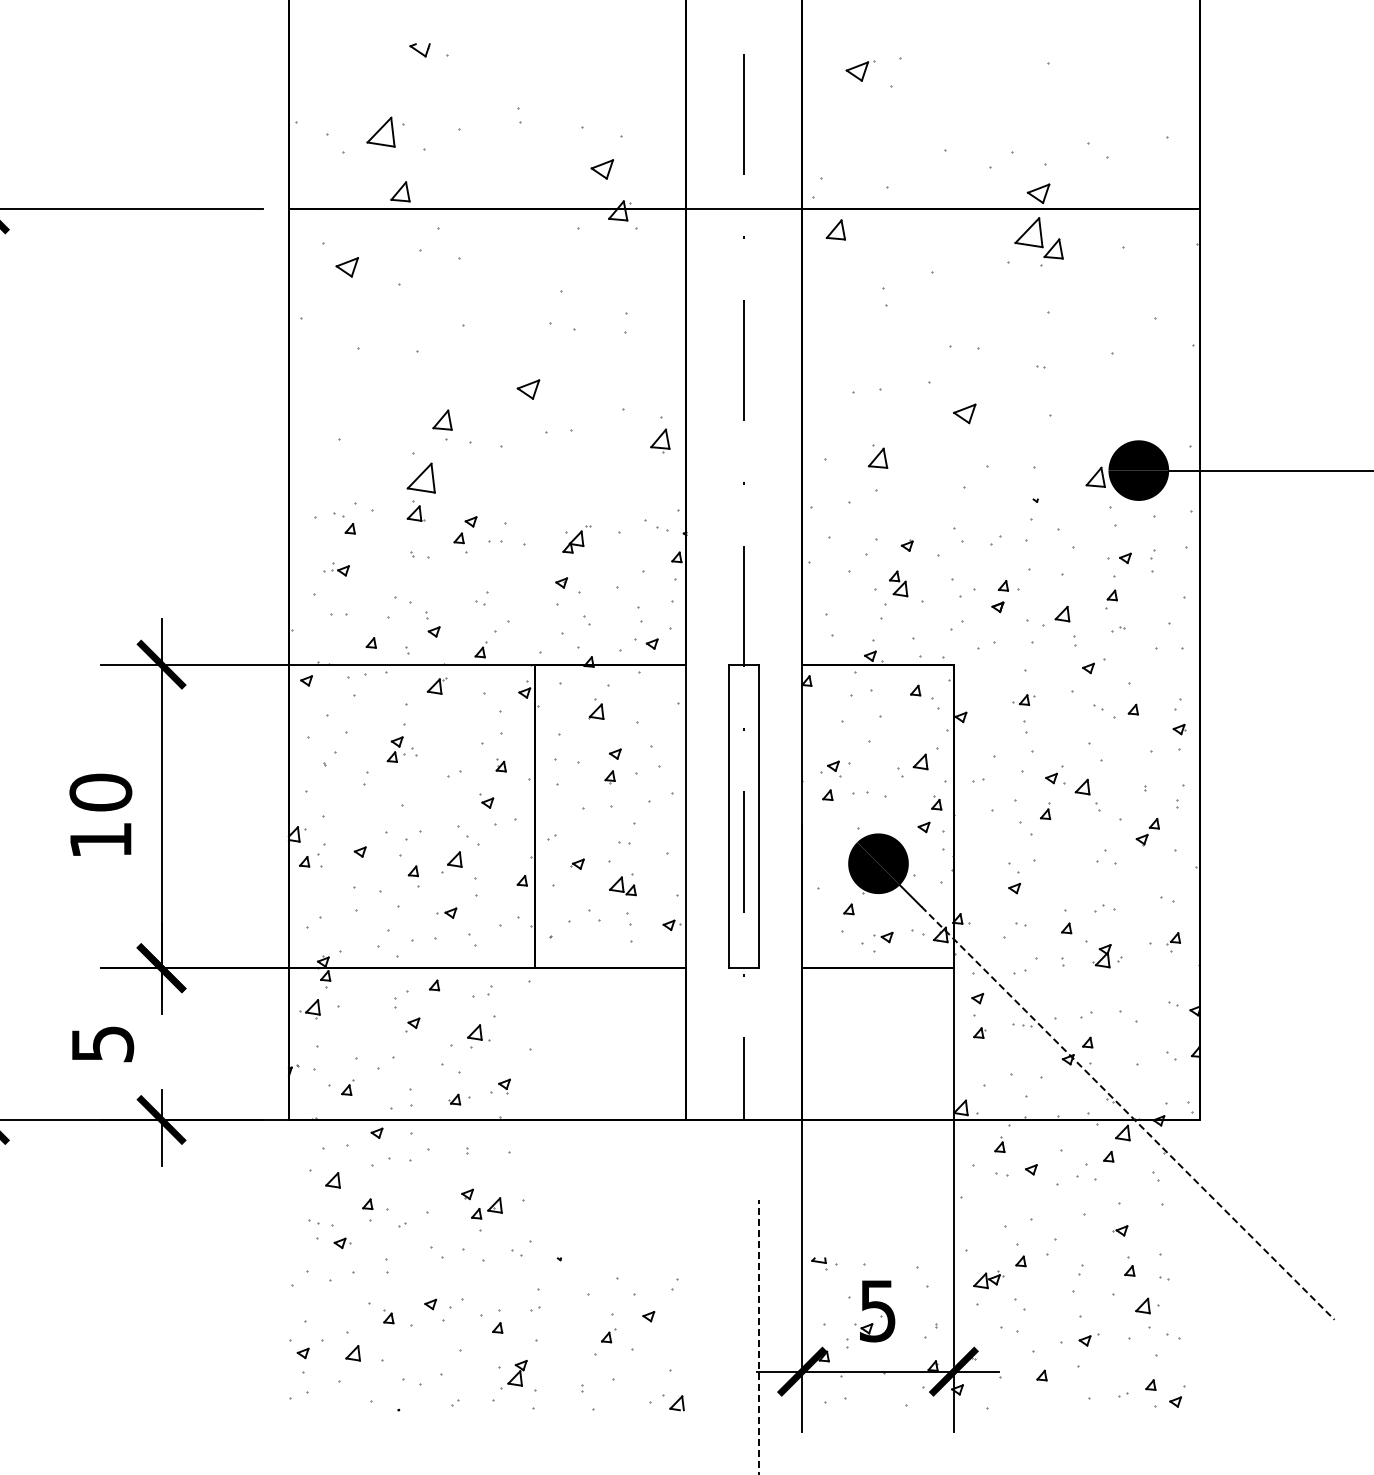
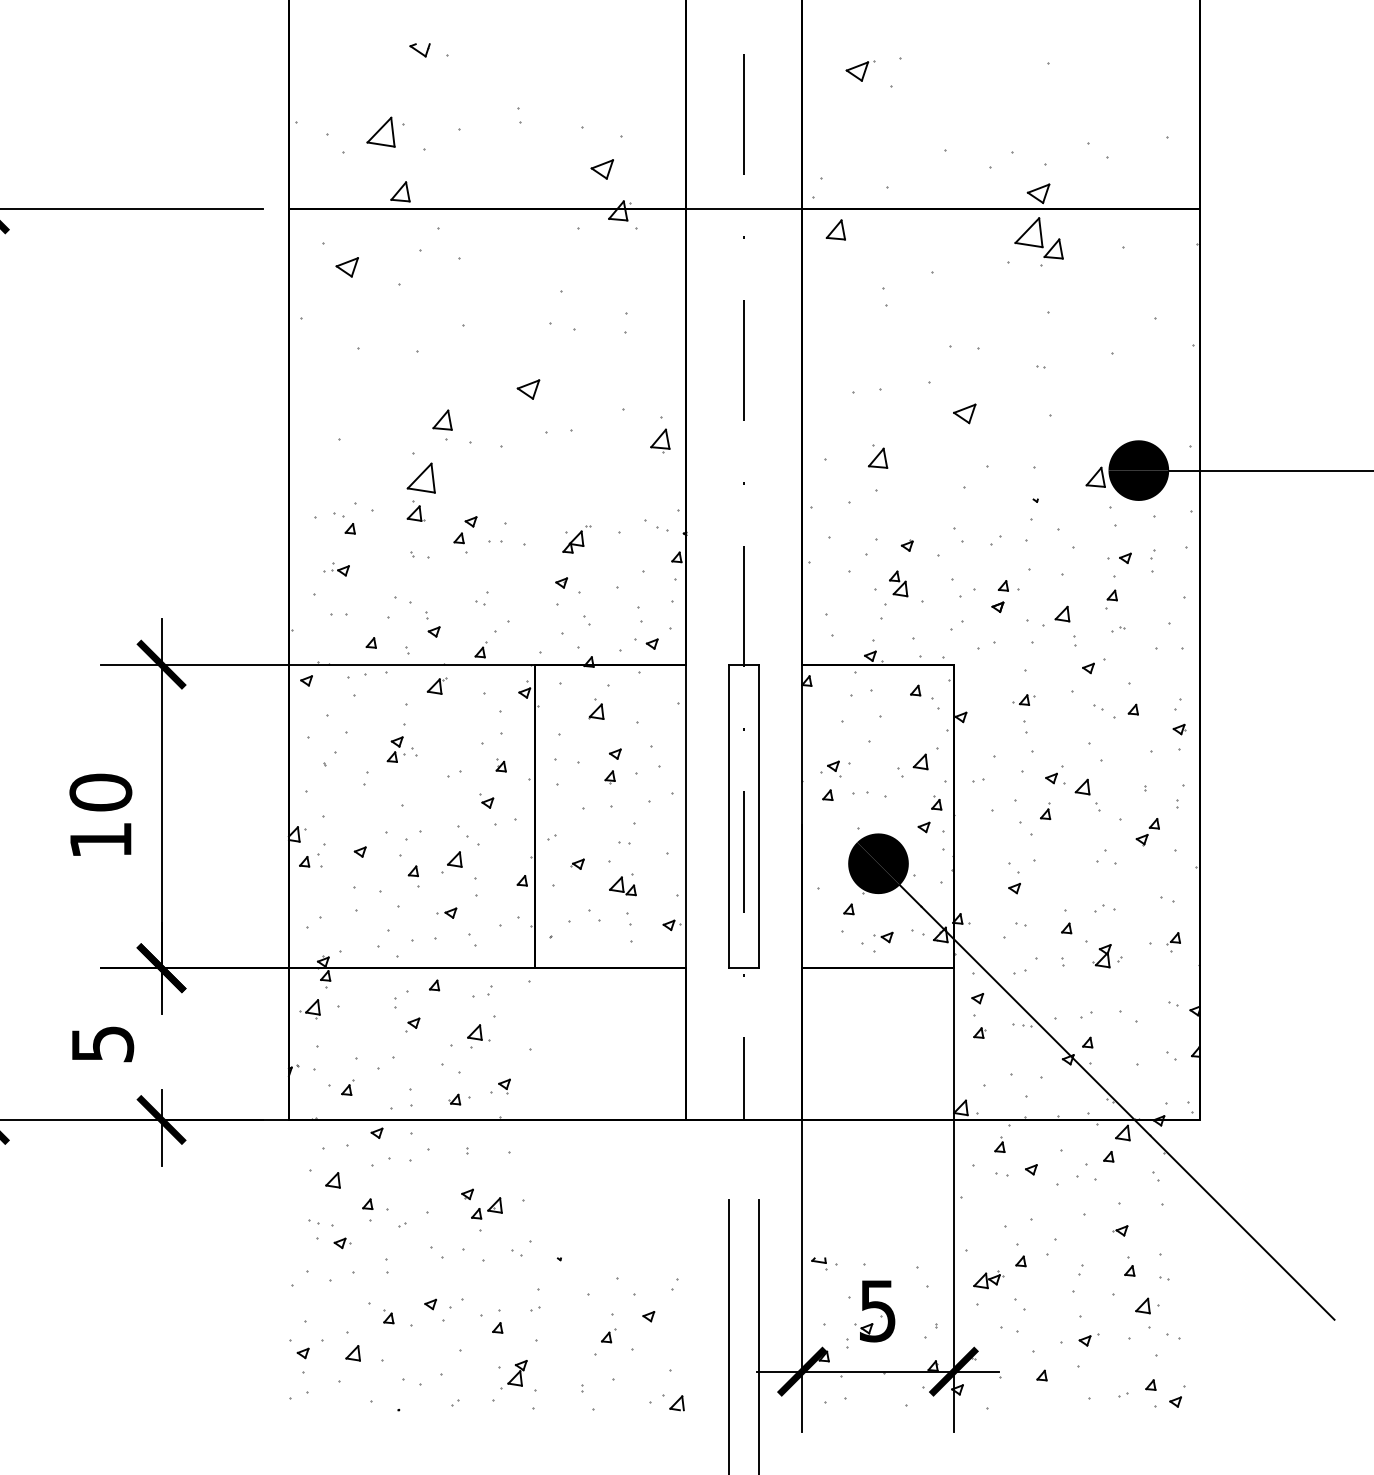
line: dashed -> solid (1128, 1113)
line: none -> present (729, 1335)
line: dashed -> solid (759, 1336)
